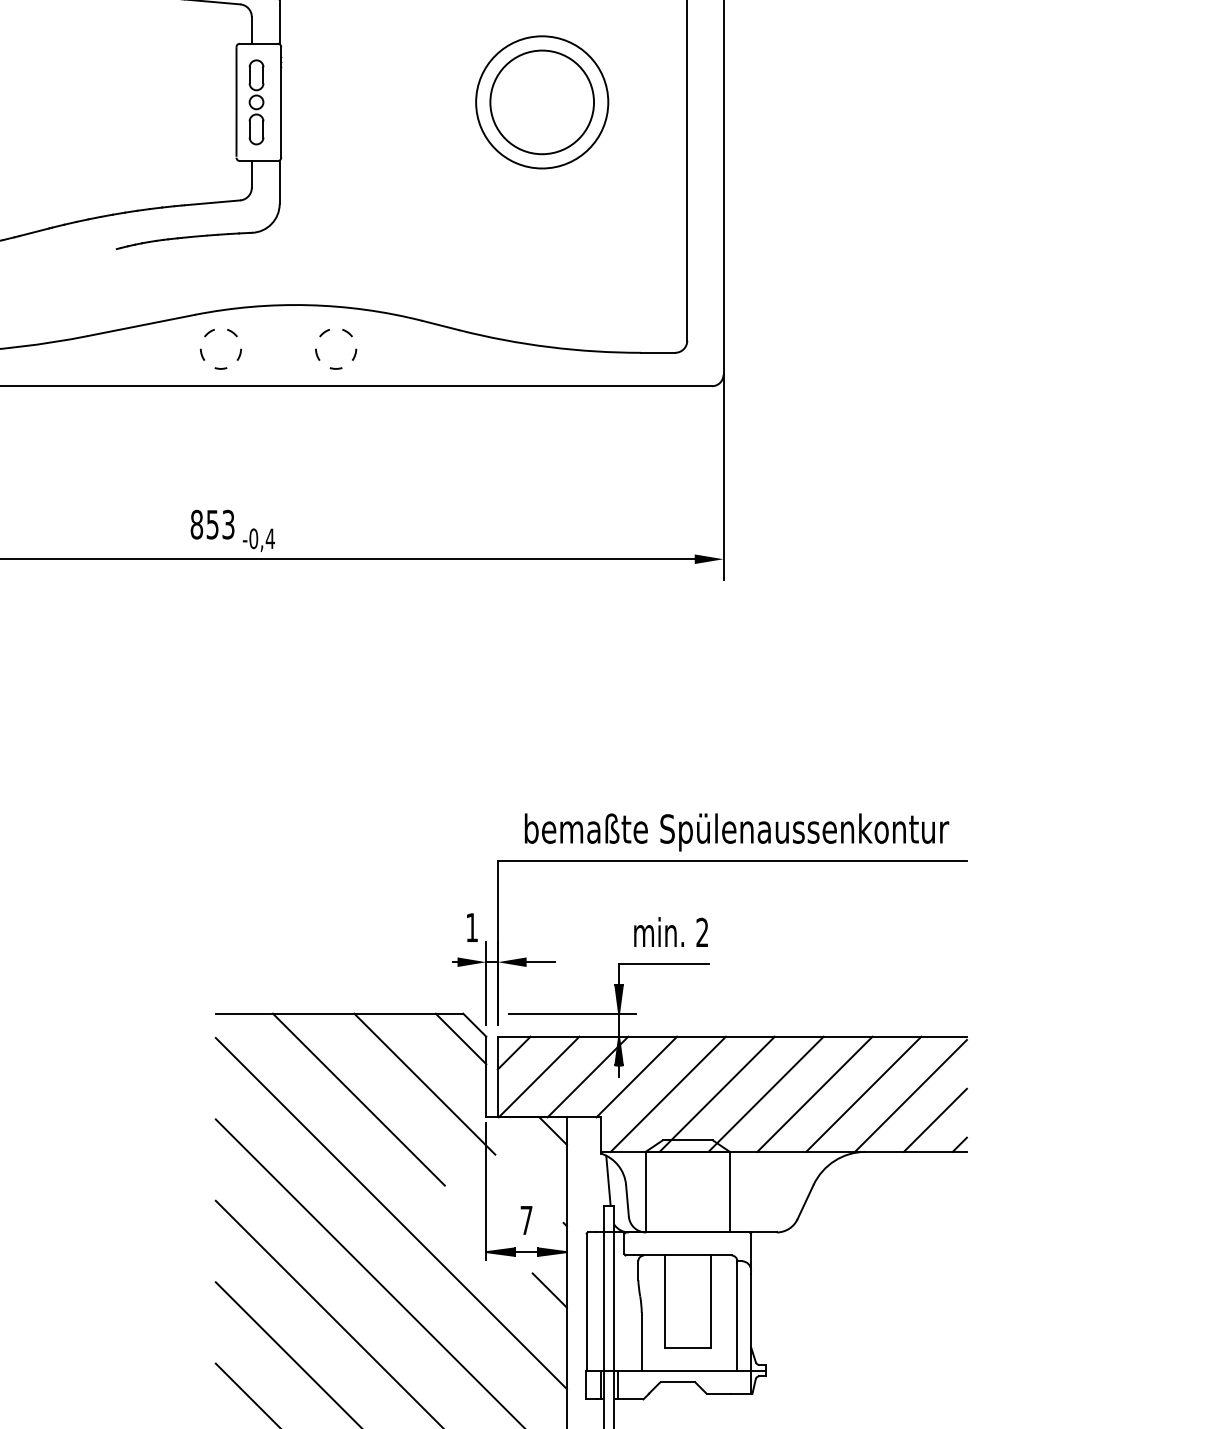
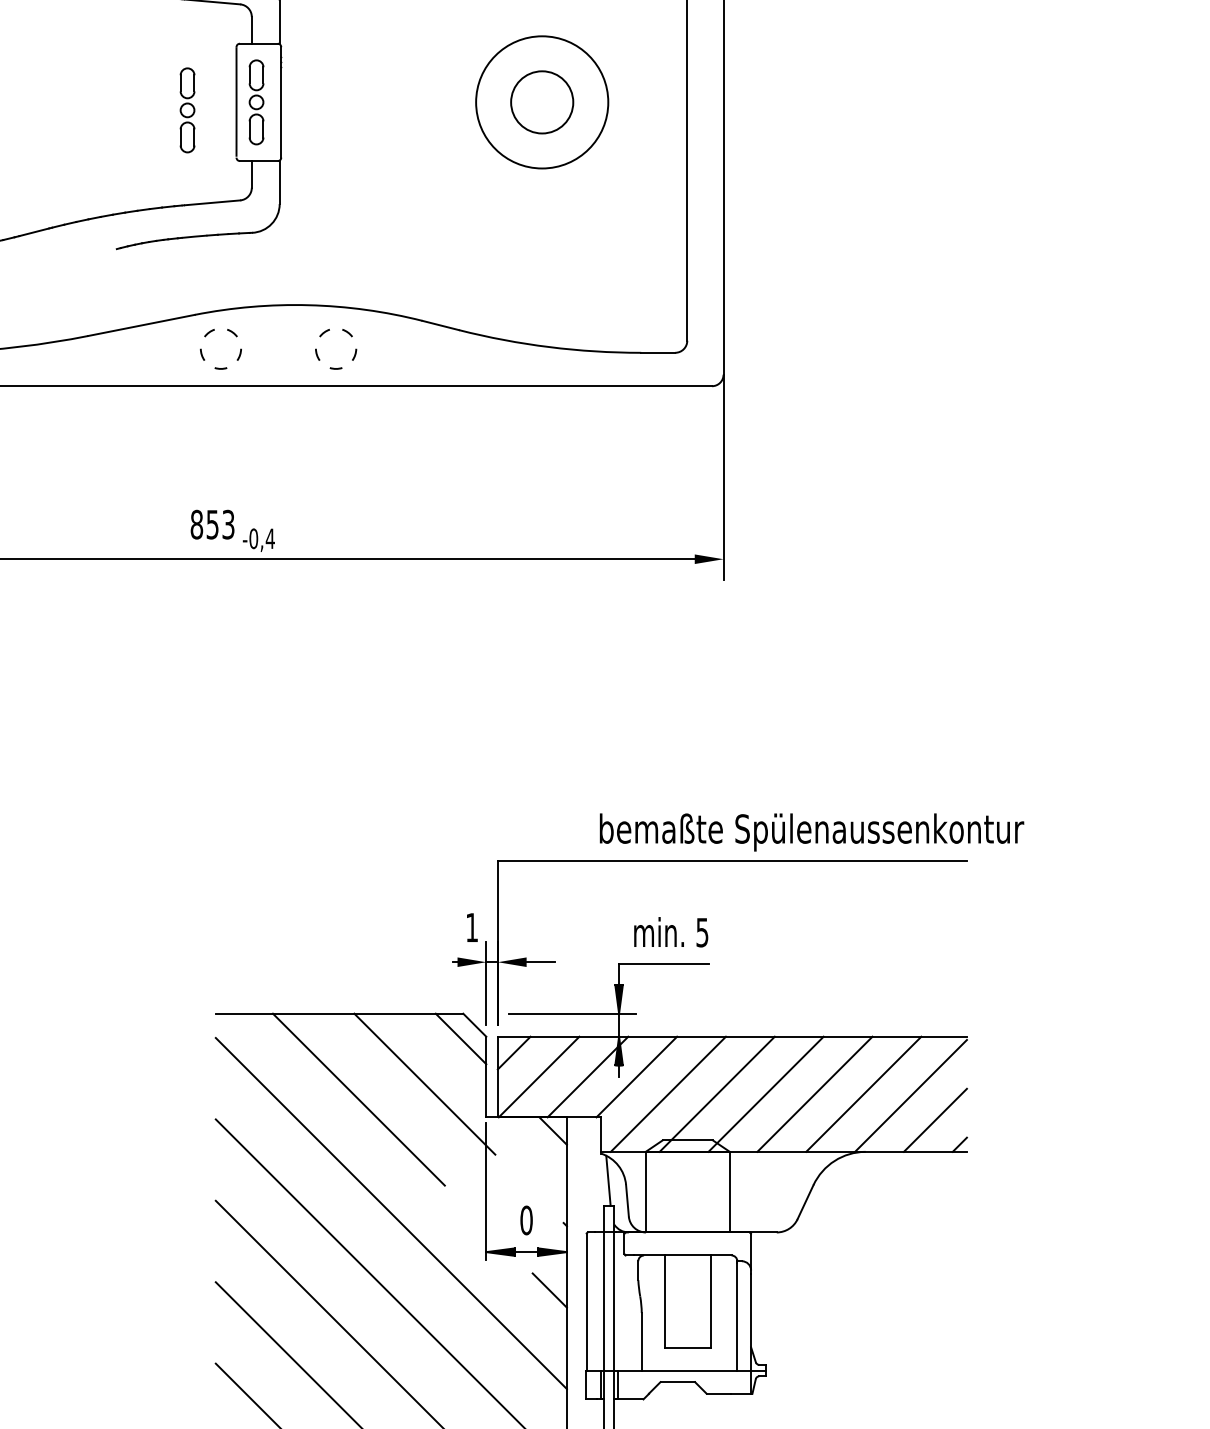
circle diameter: 104 px -> 62 px (542, 102)
part: none -> present (187, 110)
text position: (736, 832) -> (811, 832) (811, 832)
text: 2 -> 5 (702, 932)
text: 7 -> 0 (526, 1220)
